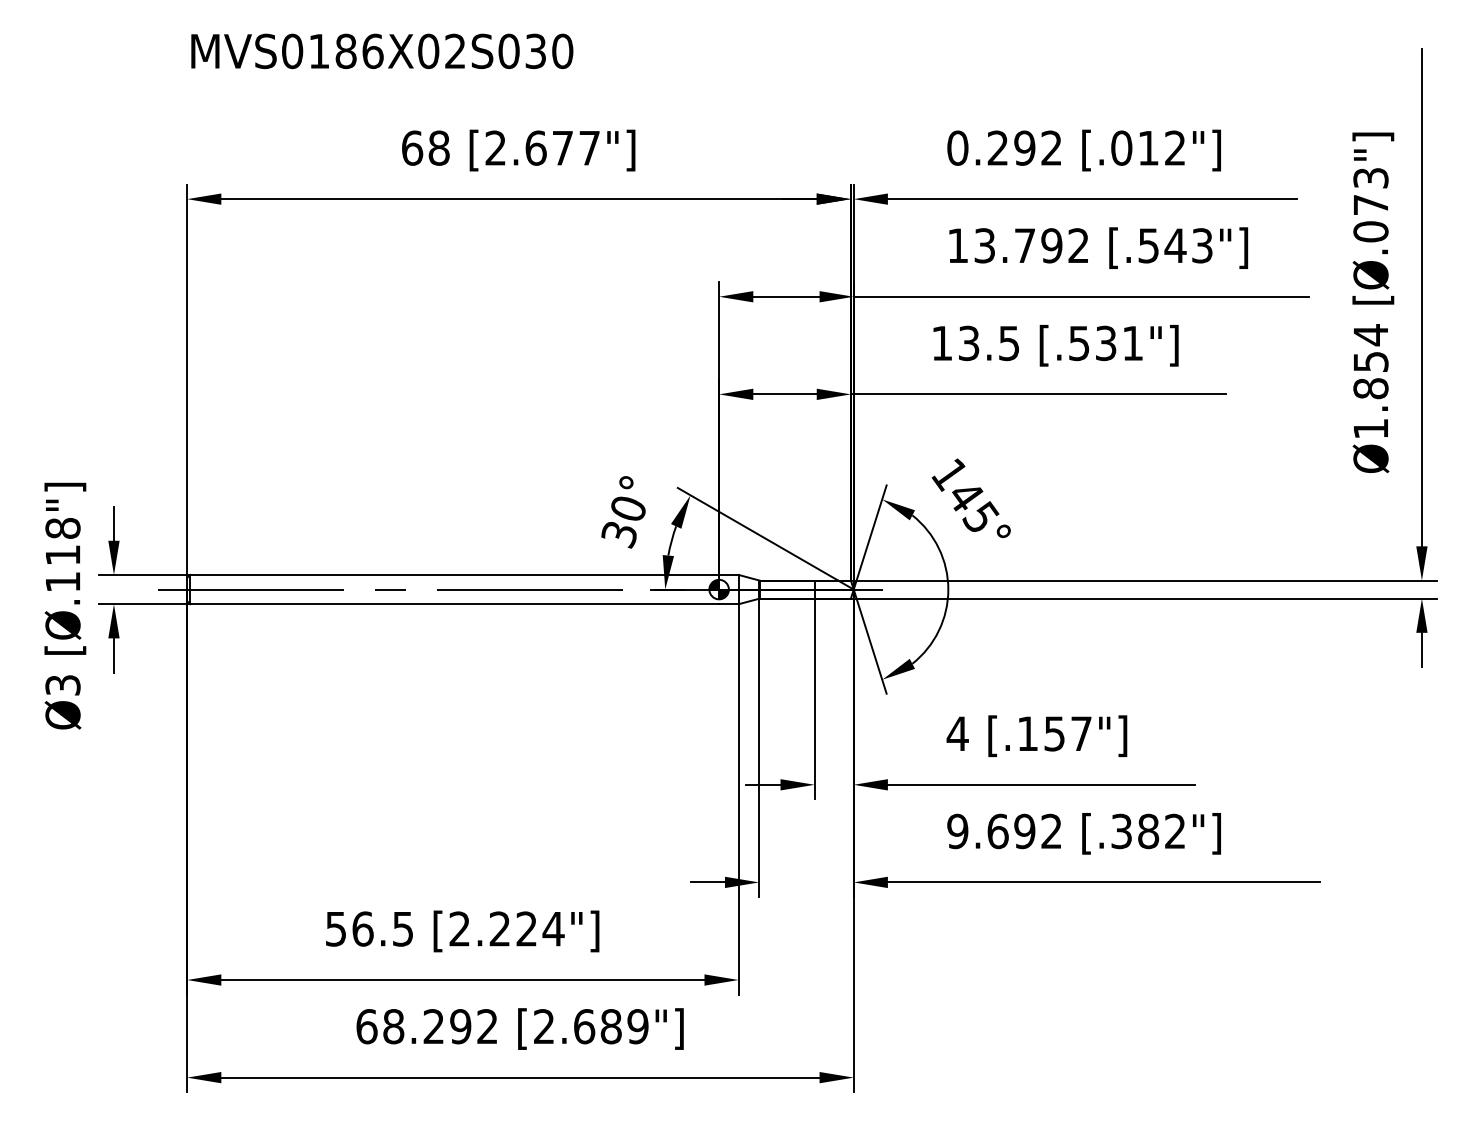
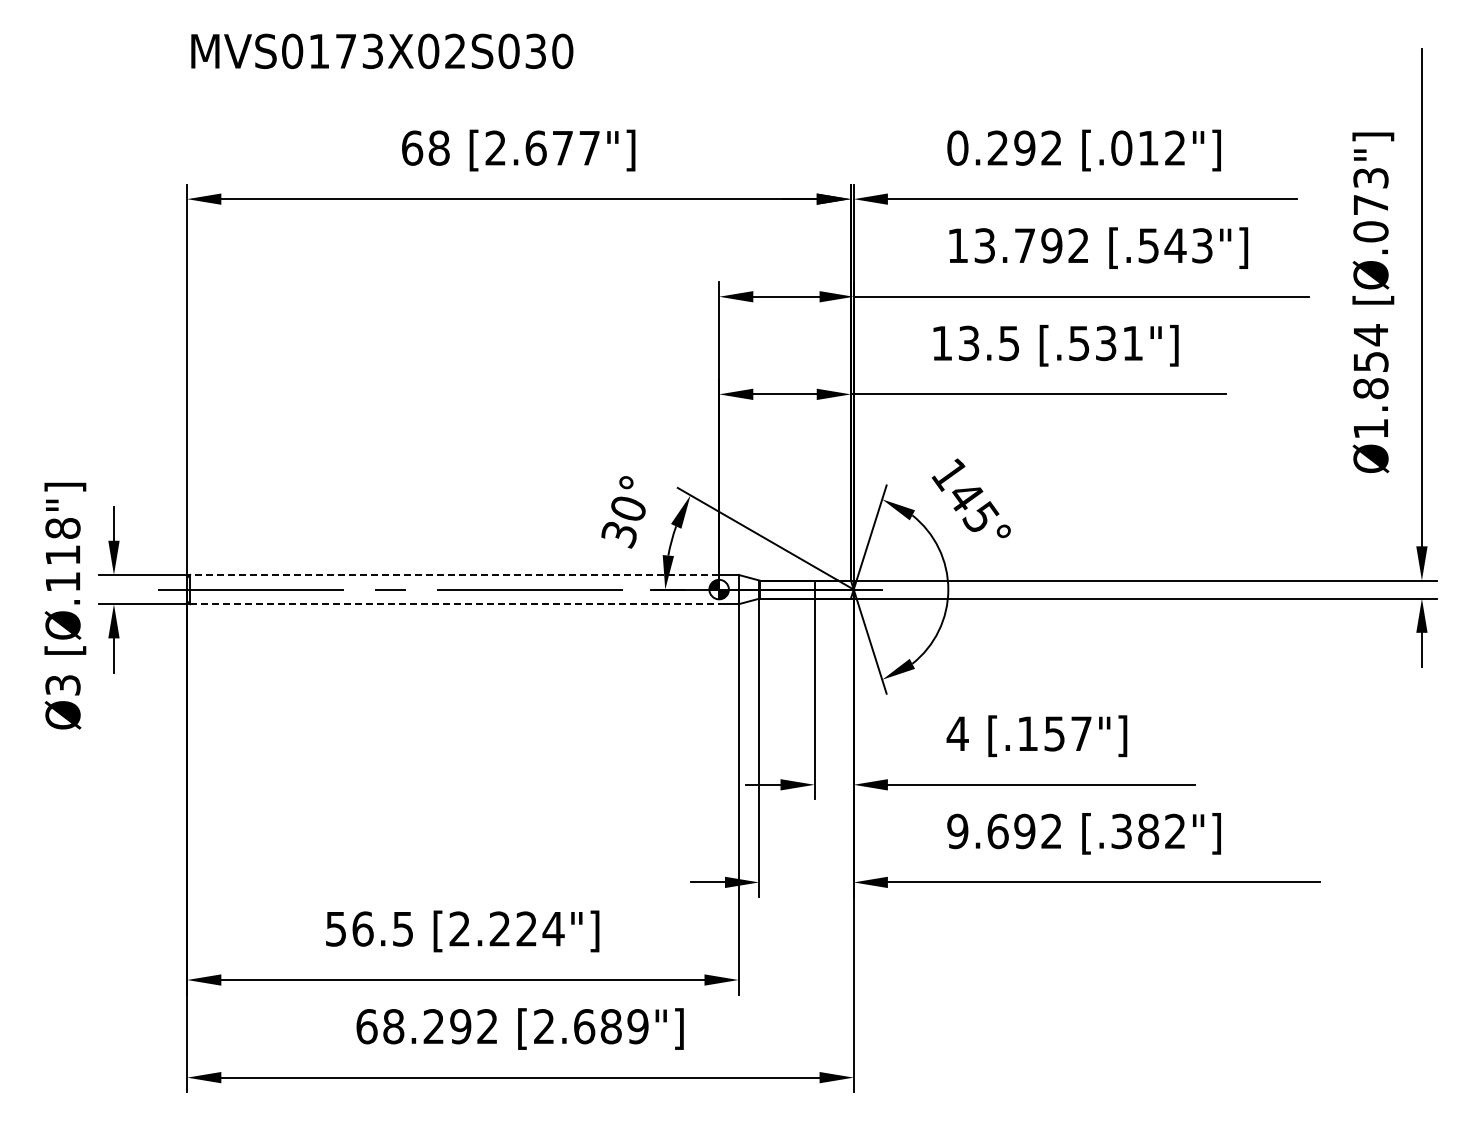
text: MVS0186X02S030 -> MVS0173X02S030 (359, 51)
line: solid -> dashed (454, 574)
line: solid -> dashed (454, 604)
